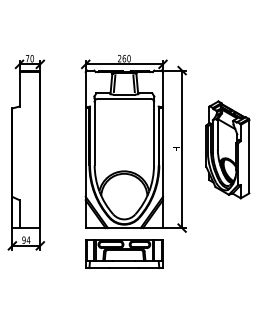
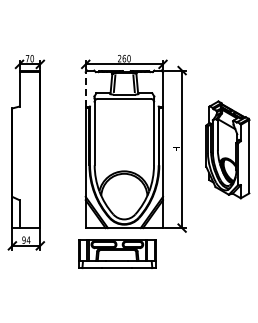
line: solid -> dashed (85, 88)
part position: (124, 253) -> (117, 253) (117, 253)
